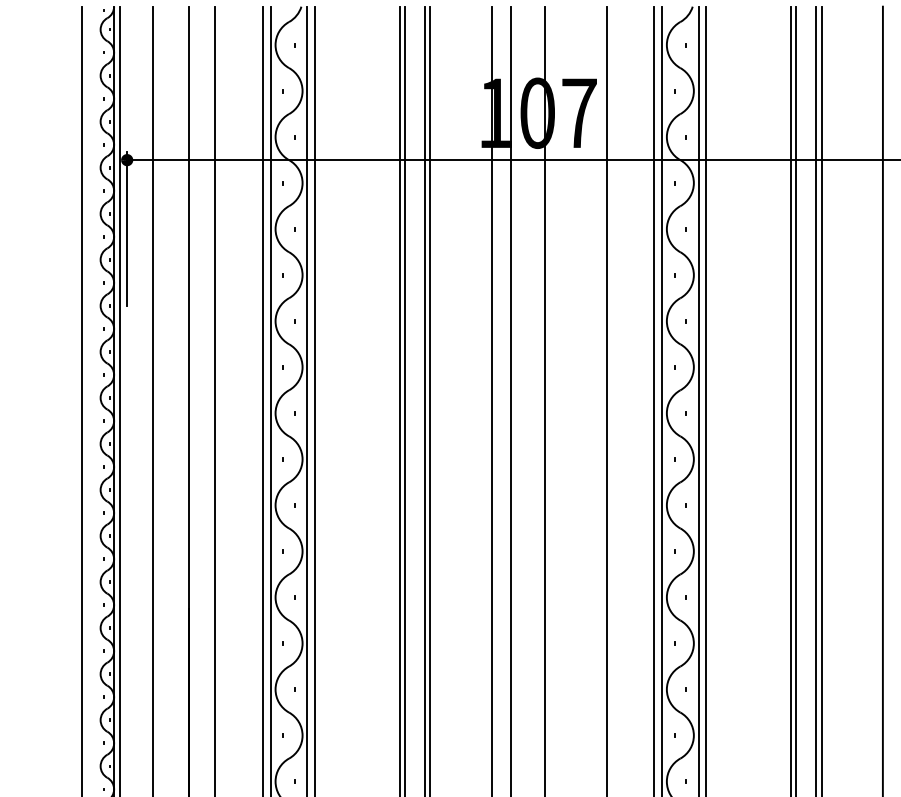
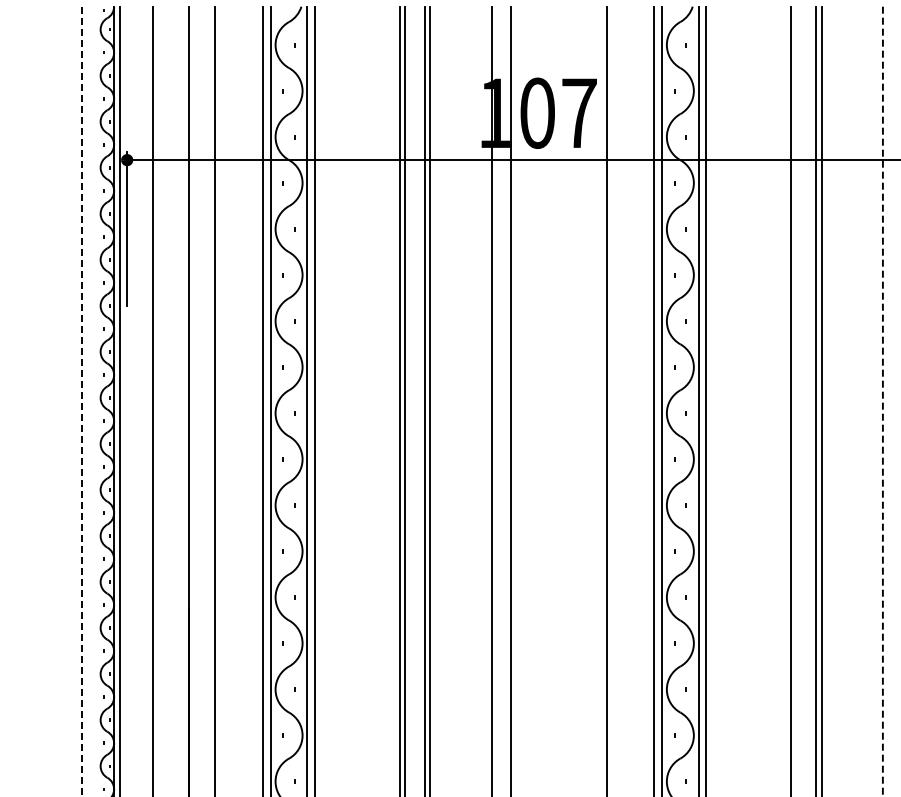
line: present -> none (545, 399)
line: present -> none (796, 399)
line: solid -> dashed (81, 401)
line: solid -> dashed (882, 401)
